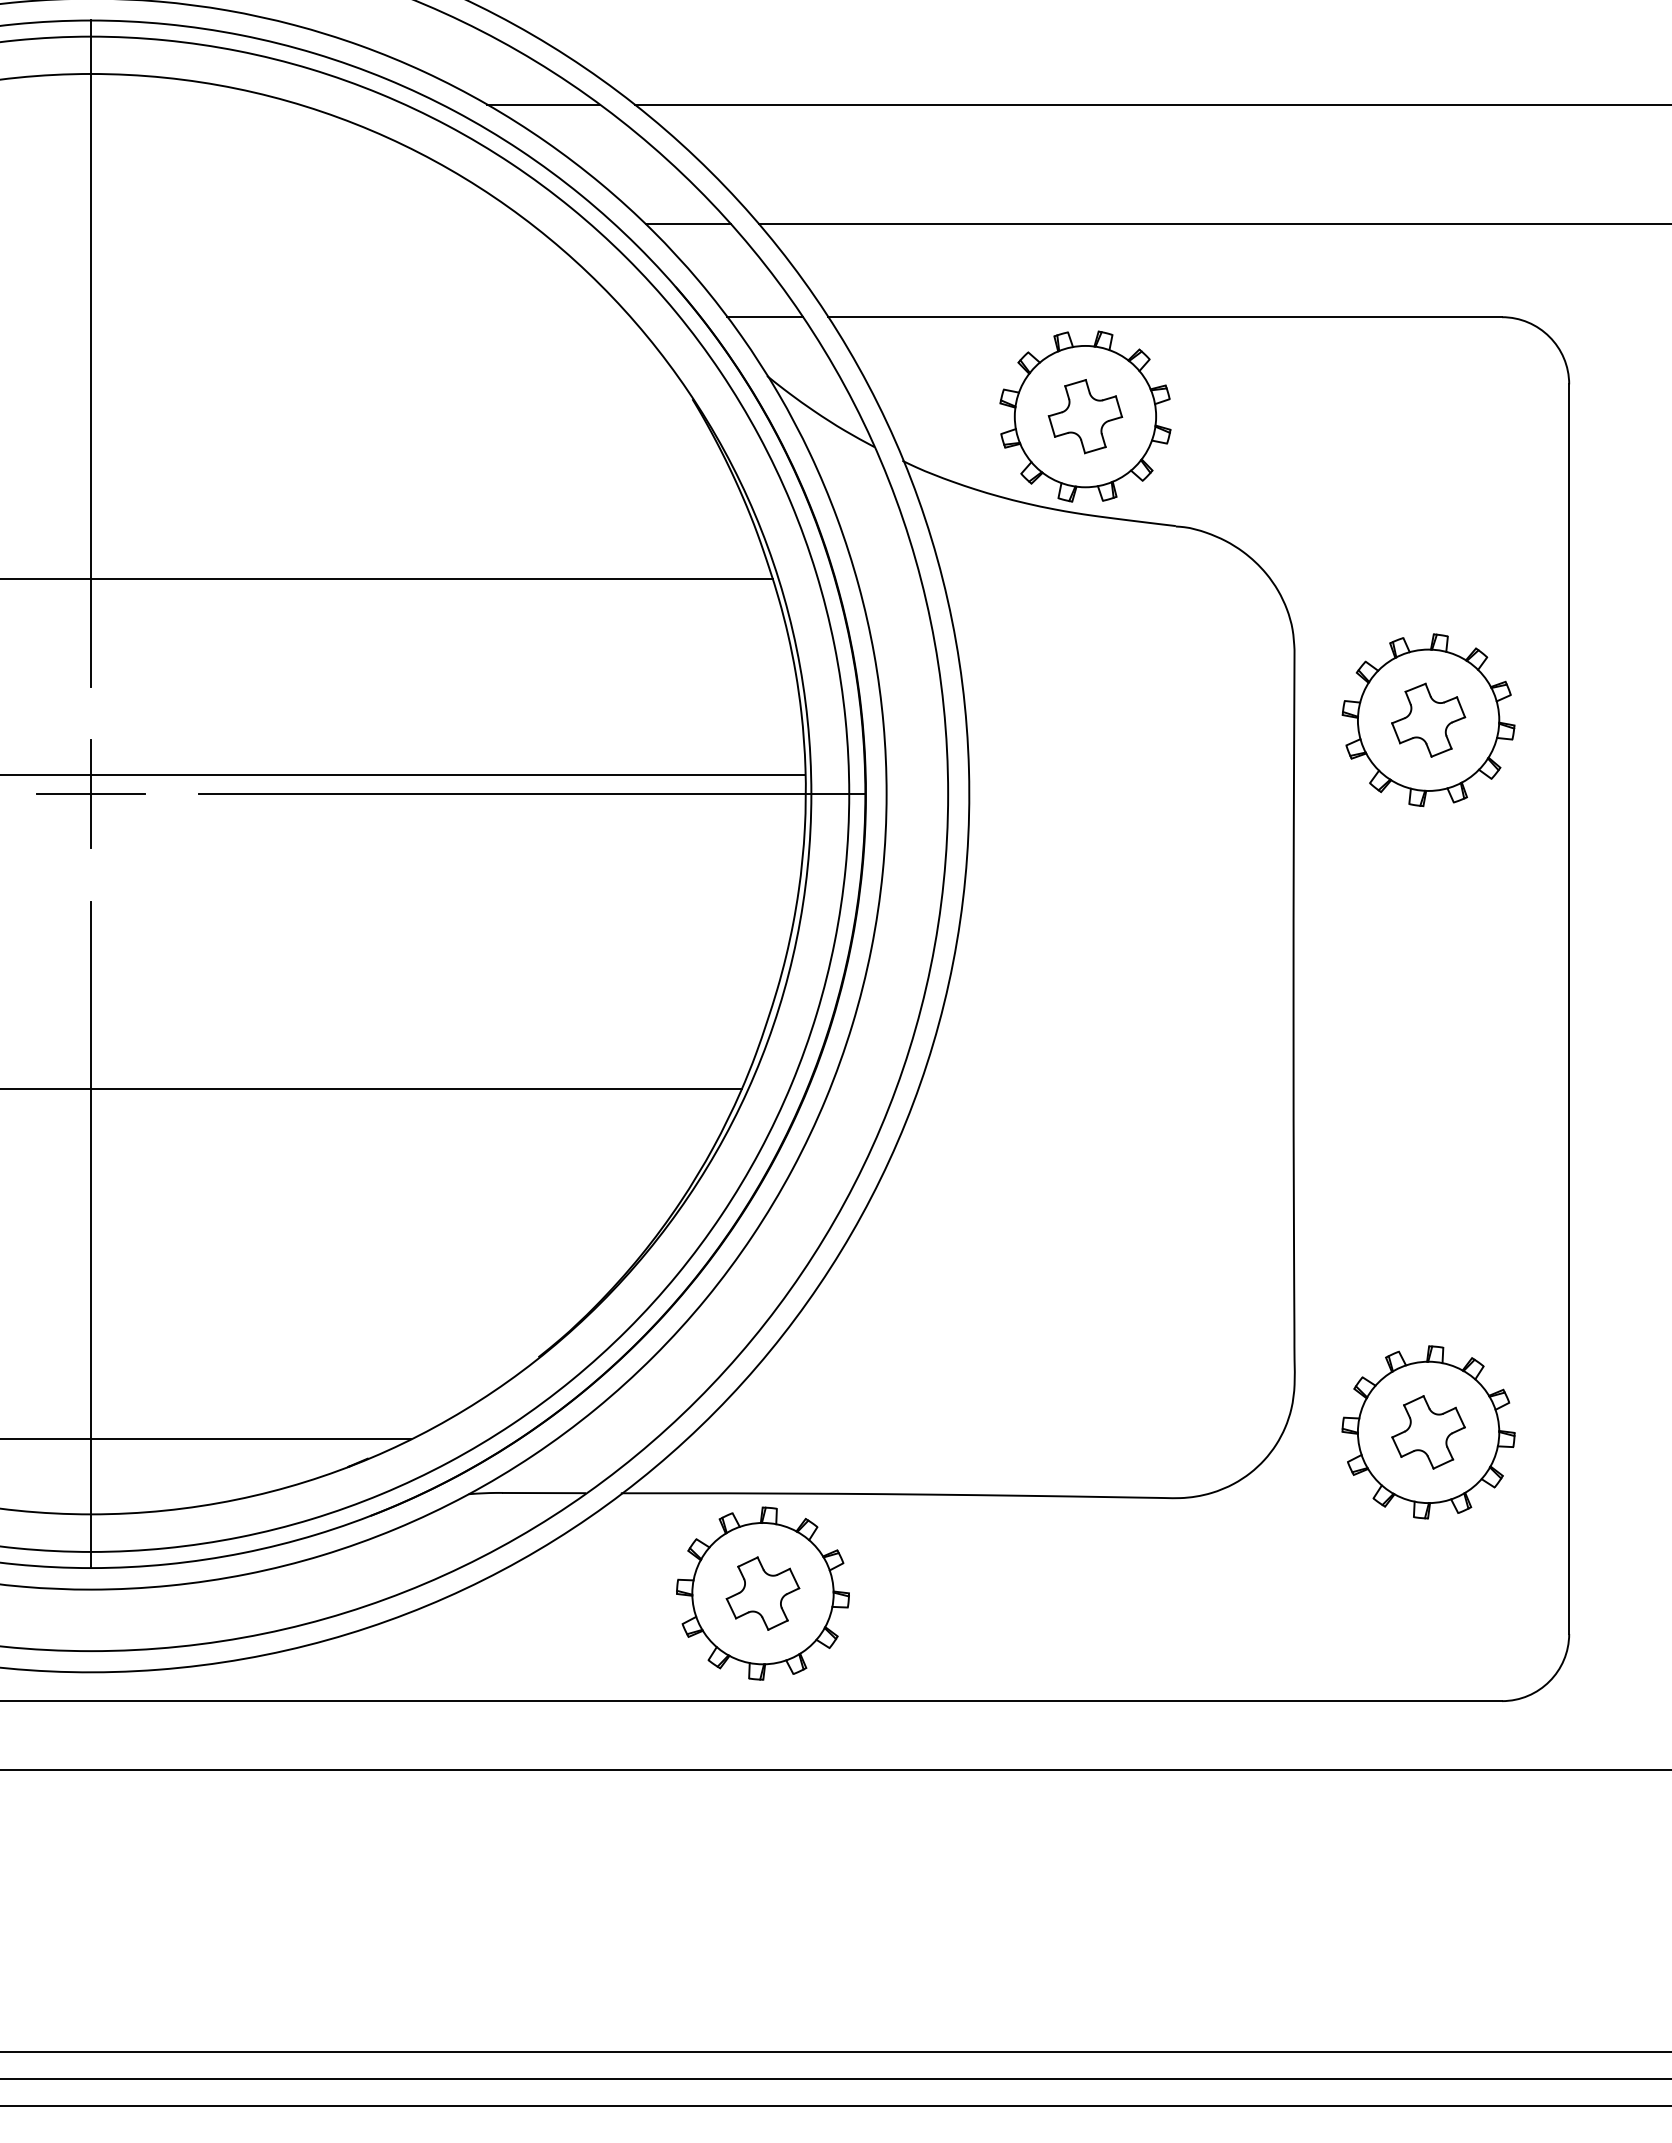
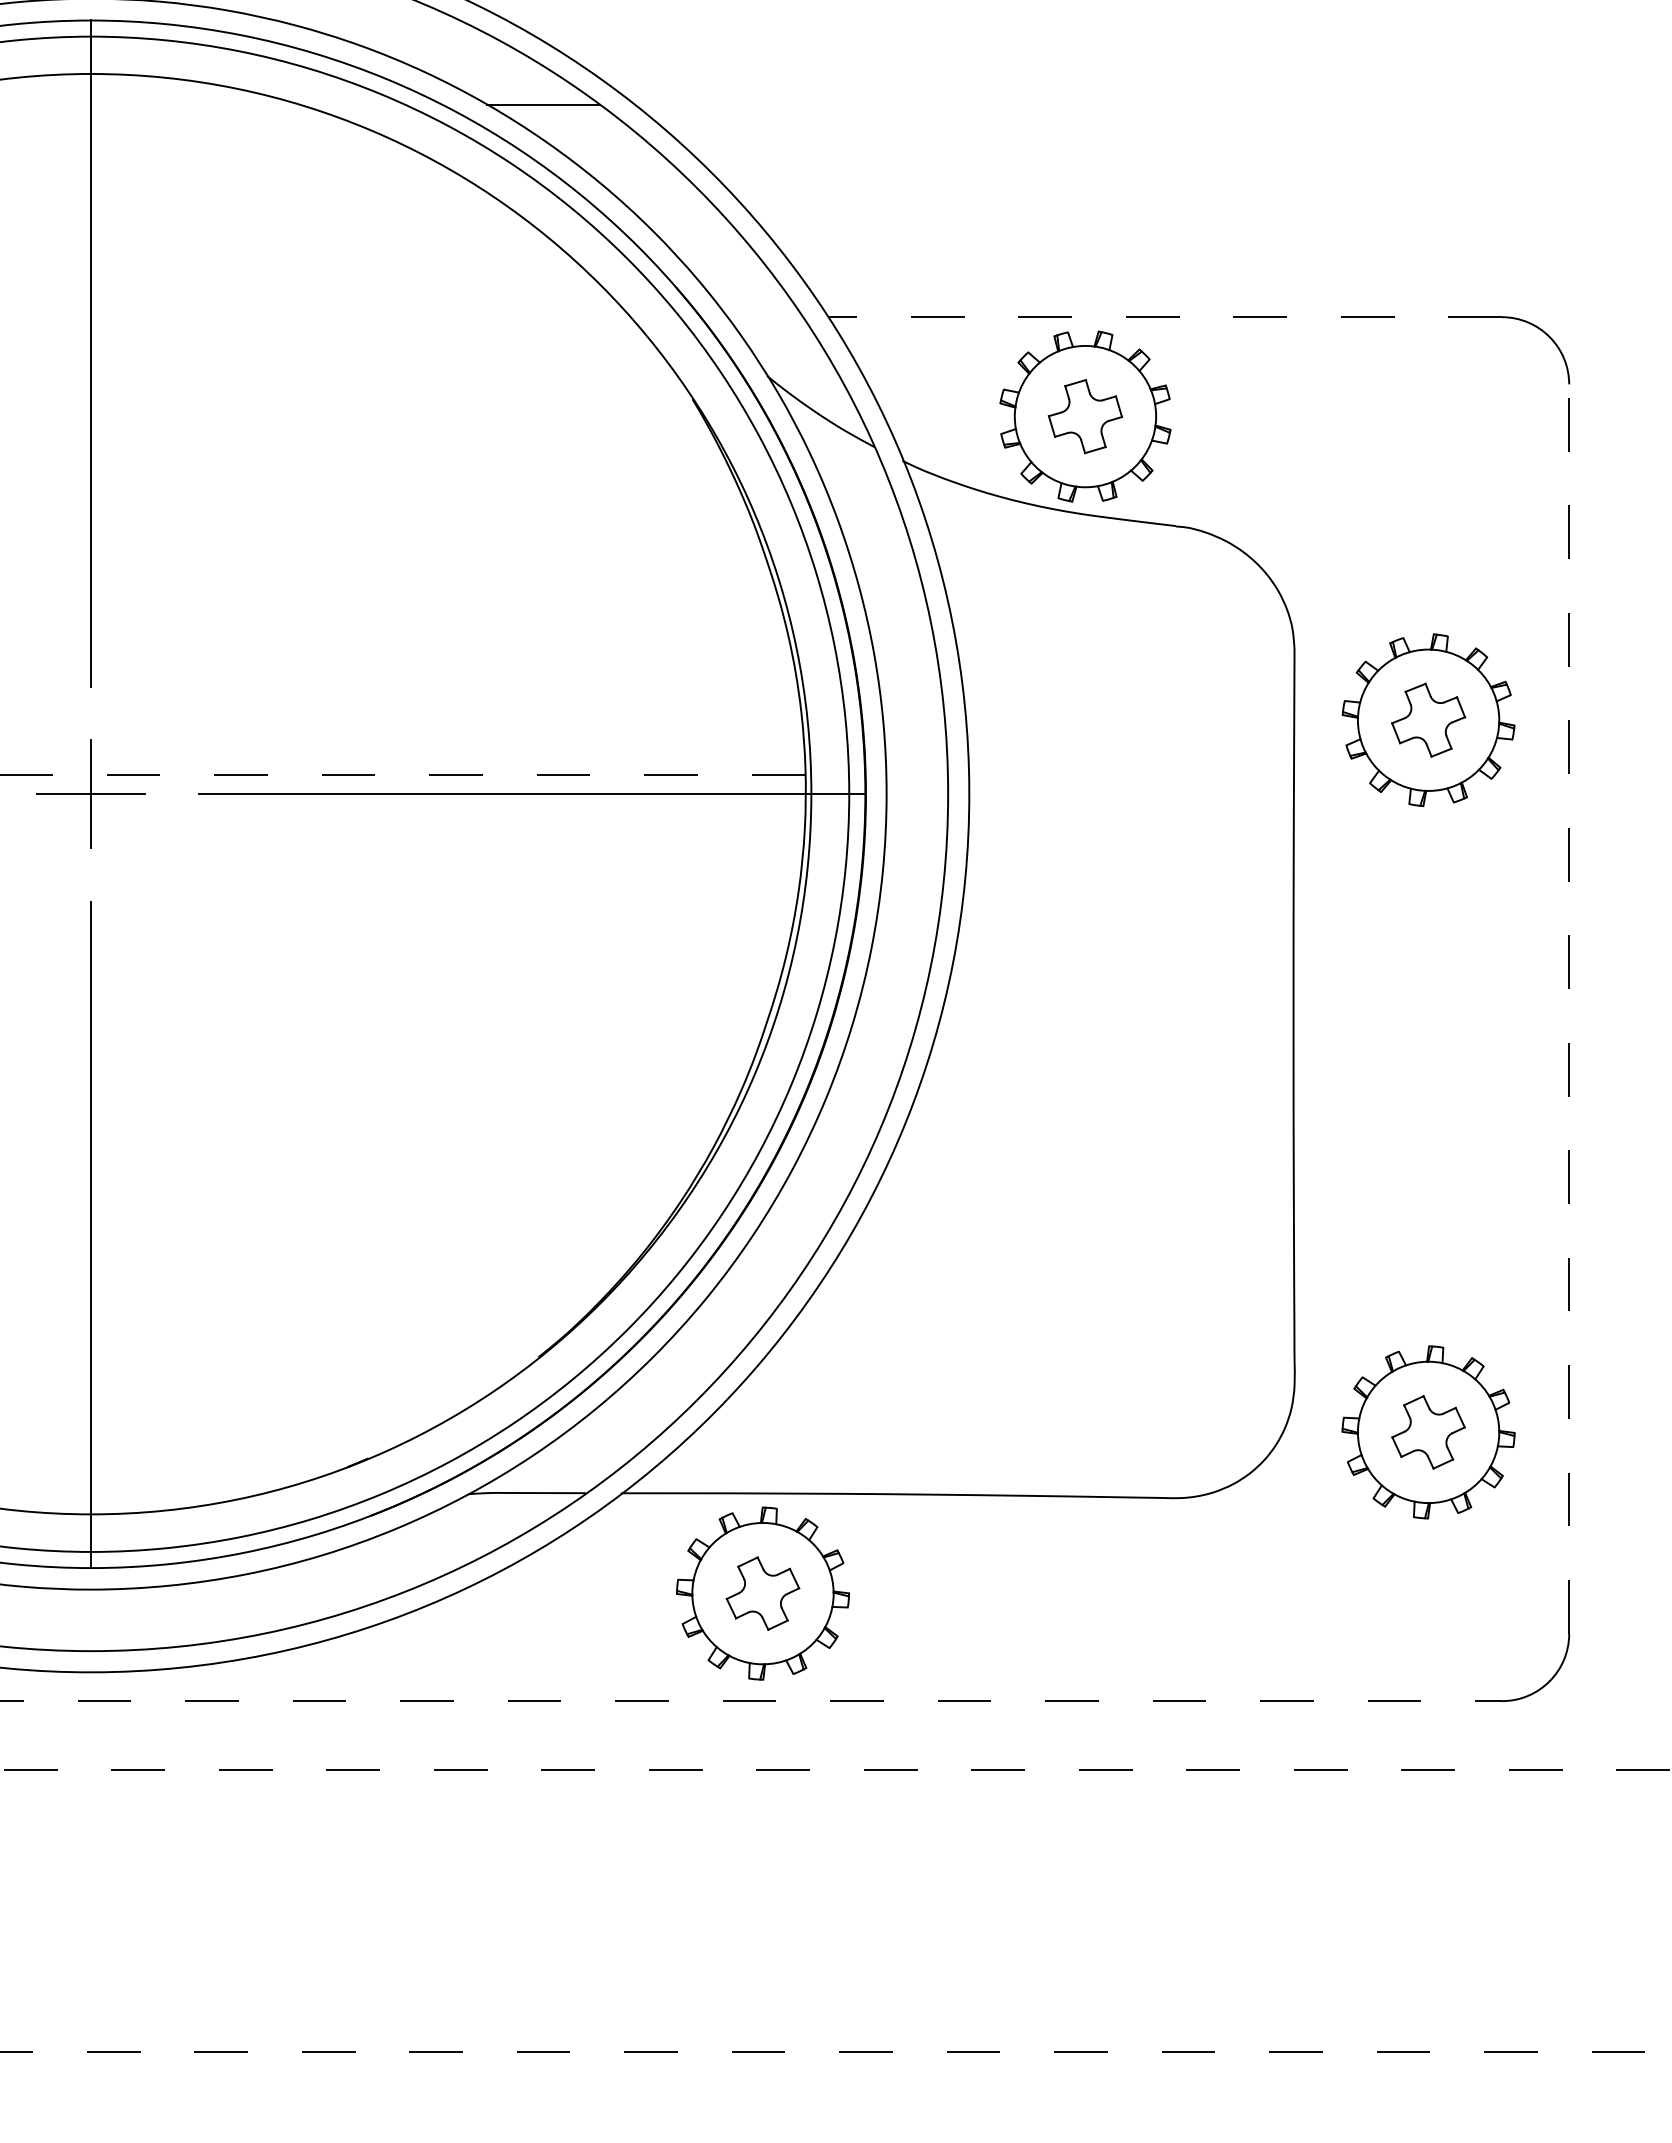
line: present -> none (1151, 104)
line: present -> none (688, 224)
line: present -> none (1213, 224)
line: present -> none (764, 317)
line: solid -> dashed (1165, 317)
line: present -> none (387, 579)
line: solid -> dashed (402, 775)
line: solid -> dashed (1569, 1009)
line: present -> none (371, 1089)
line: present -> none (206, 1439)
line: solid -> dashed (751, 1701)
line: solid -> dashed (835, 1769)
line: solid -> dashed (835, 2051)
line: present -> none (835, 2078)
line: present -> none (835, 2105)
